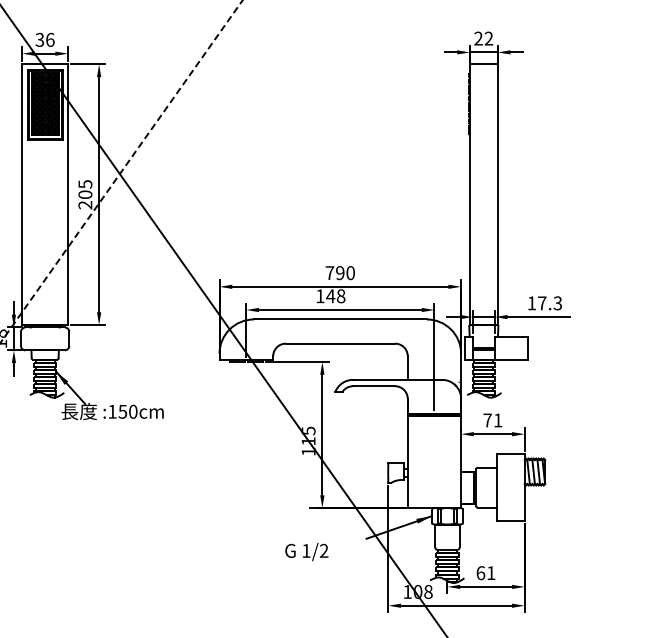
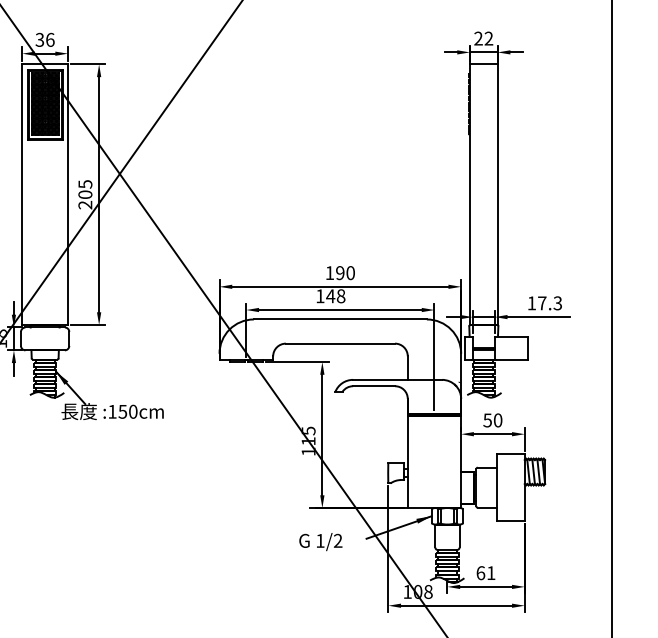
line: dashed -> solid (121, 171)
text: 790 -> 190 (329, 272)
line: none -> present (611, 318)
text: 71 -> 50 (492, 420)
text position: (306, 552) -> (320, 542) (320, 542)
